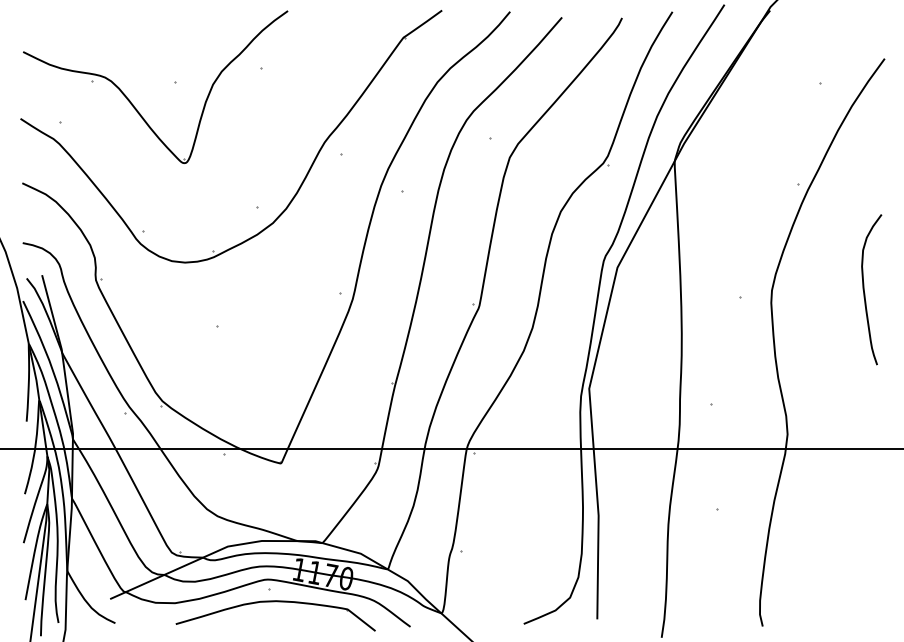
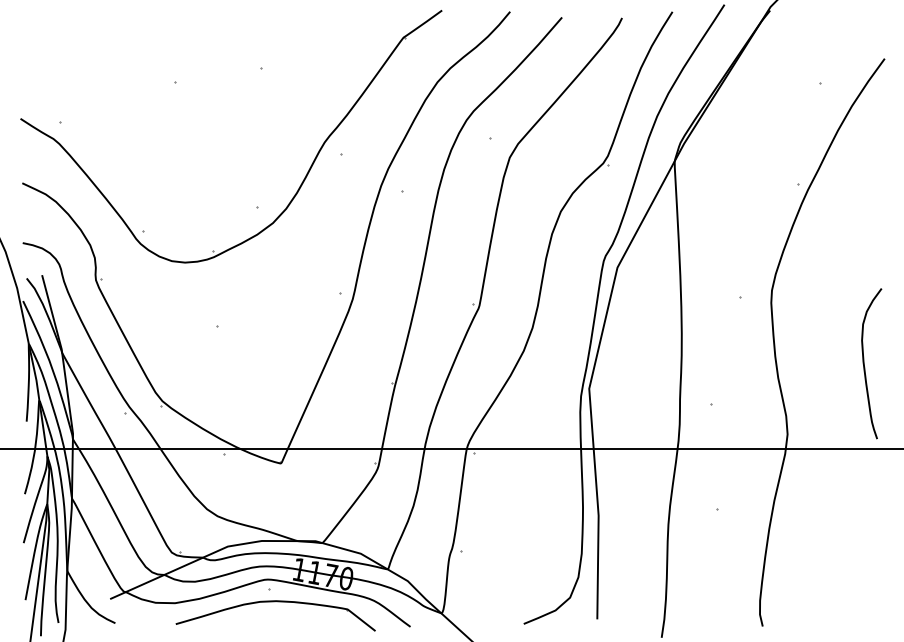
part: present -> none (134, 105)
curve position: (864, 289) -> (864, 363) (864, 363)
